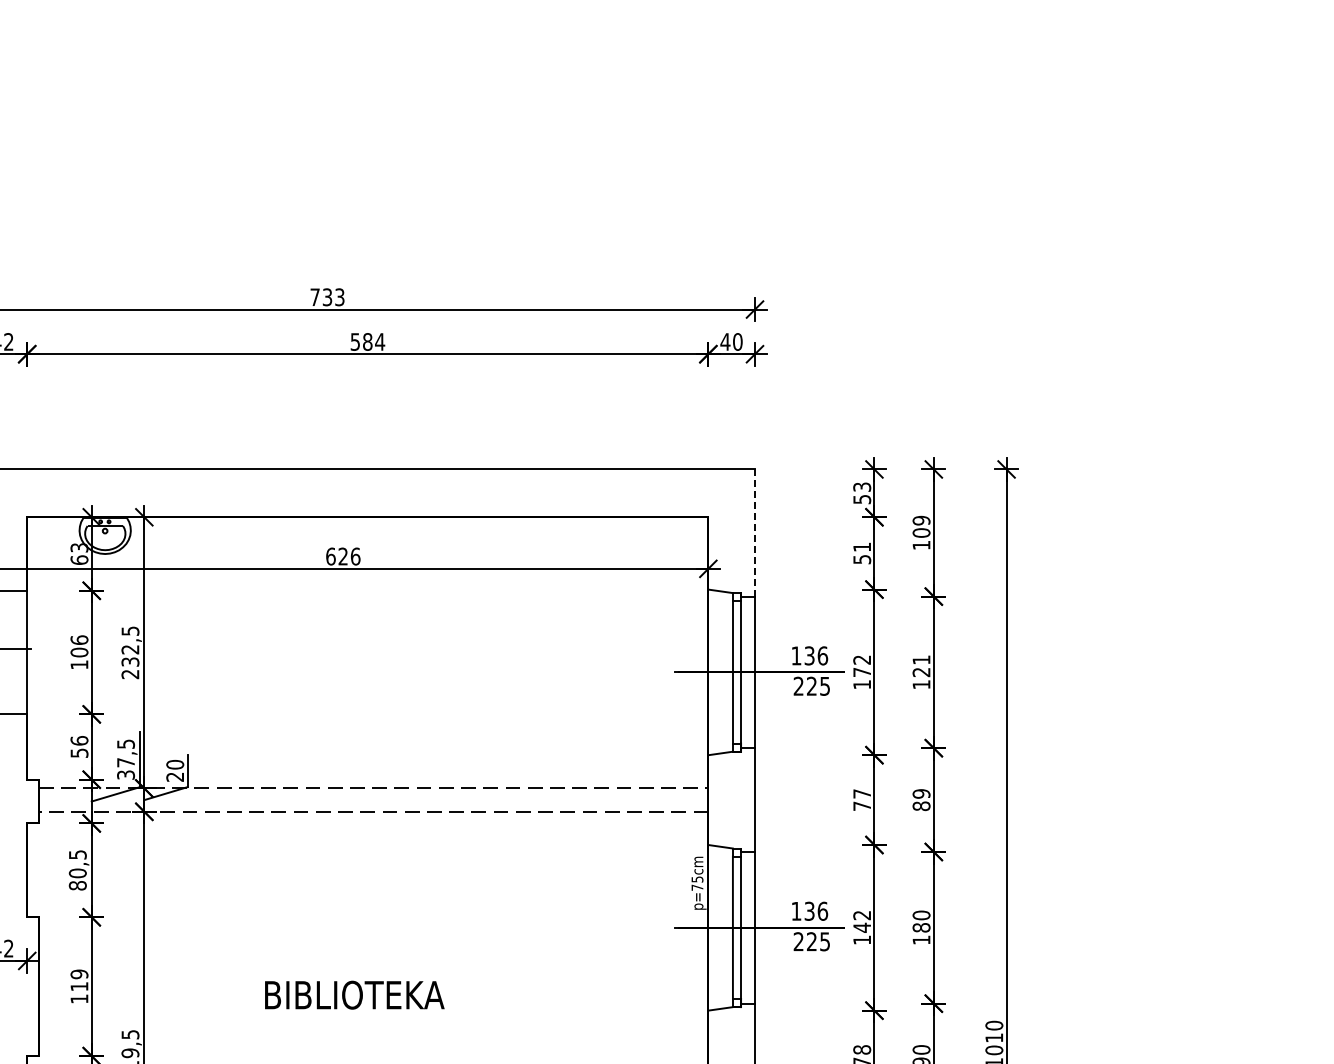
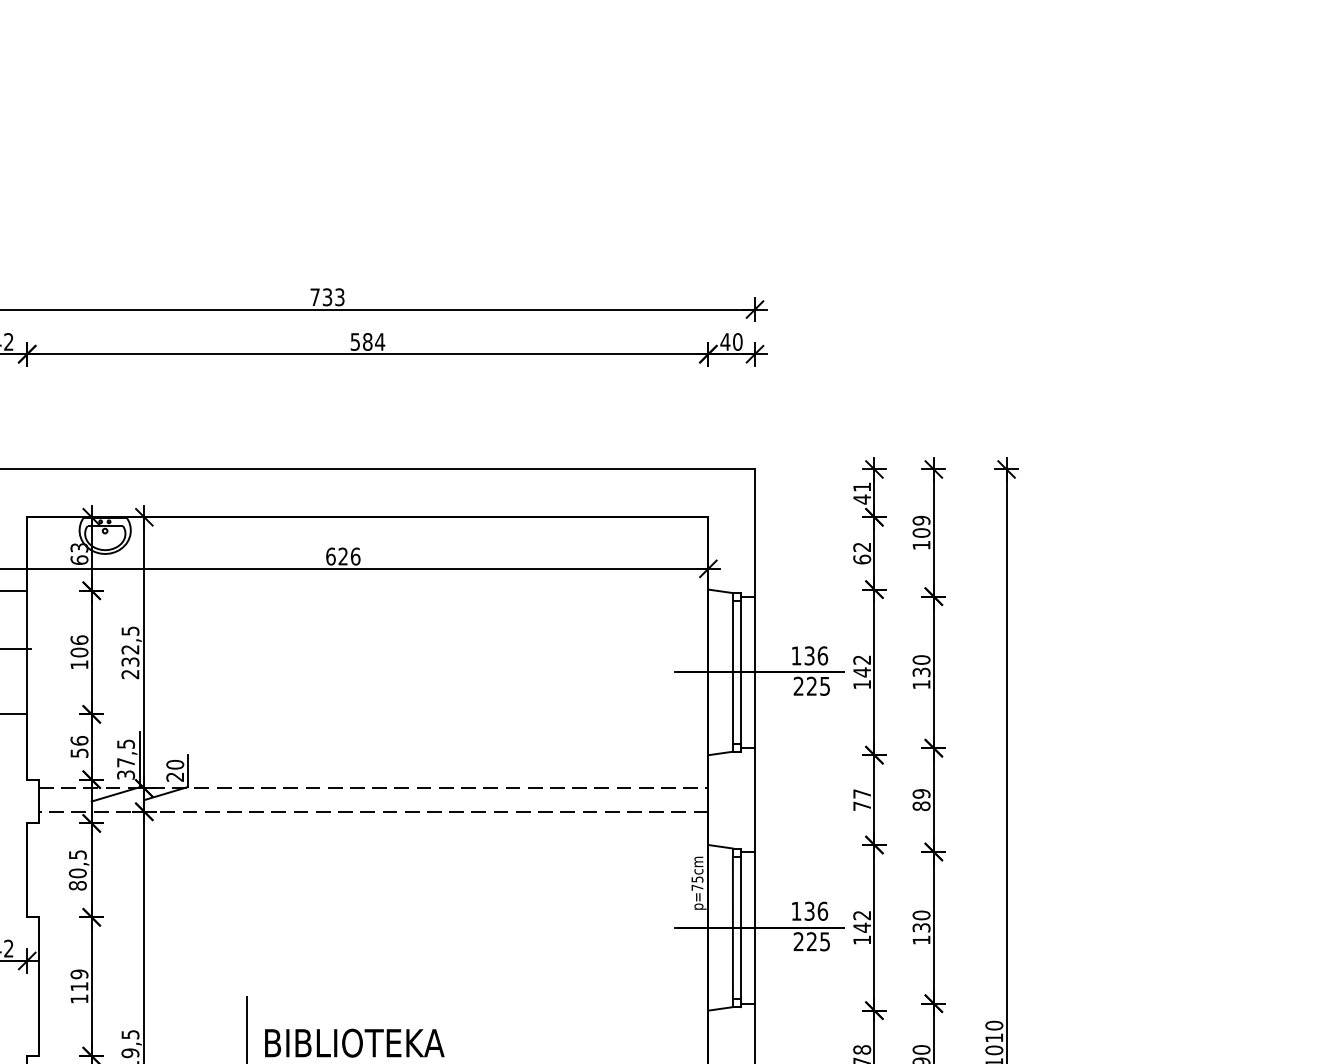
text: 53 -> 41 (862, 493)
line: dashed -> solid (755, 533)
text: 51 -> 62 (862, 553)
text: 121 -> 130 (921, 665)
text: 172 -> 142 (861, 672)
text: 180 -> 130 (921, 927)
text position: (354, 994) -> (354, 1042) (354, 1042)
line: none -> present (246, 1028)
